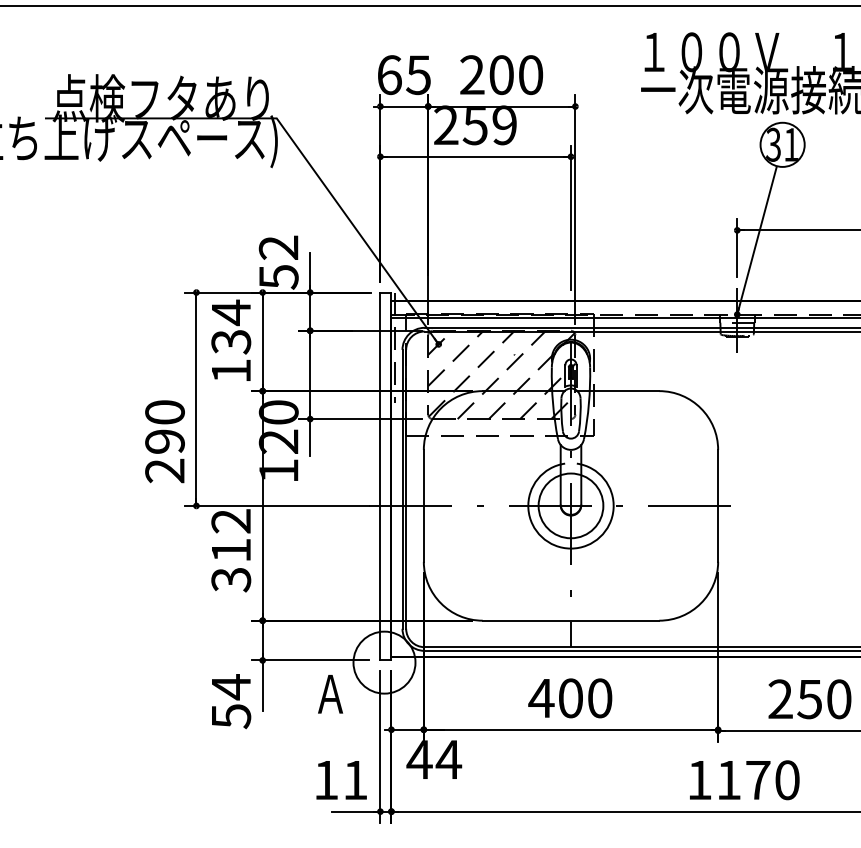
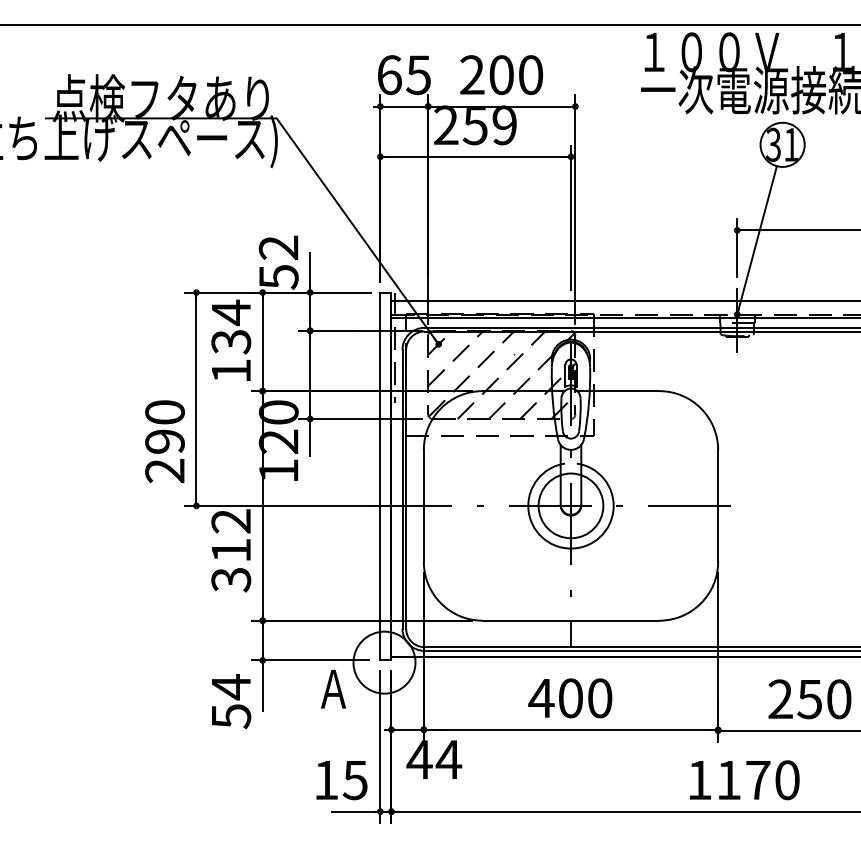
line position: (429, 6) -> (429, 25) (429, 25)
text position: (330, 694) -> (333, 689) (333, 689)
text: 11 -> 15 (354, 780)
